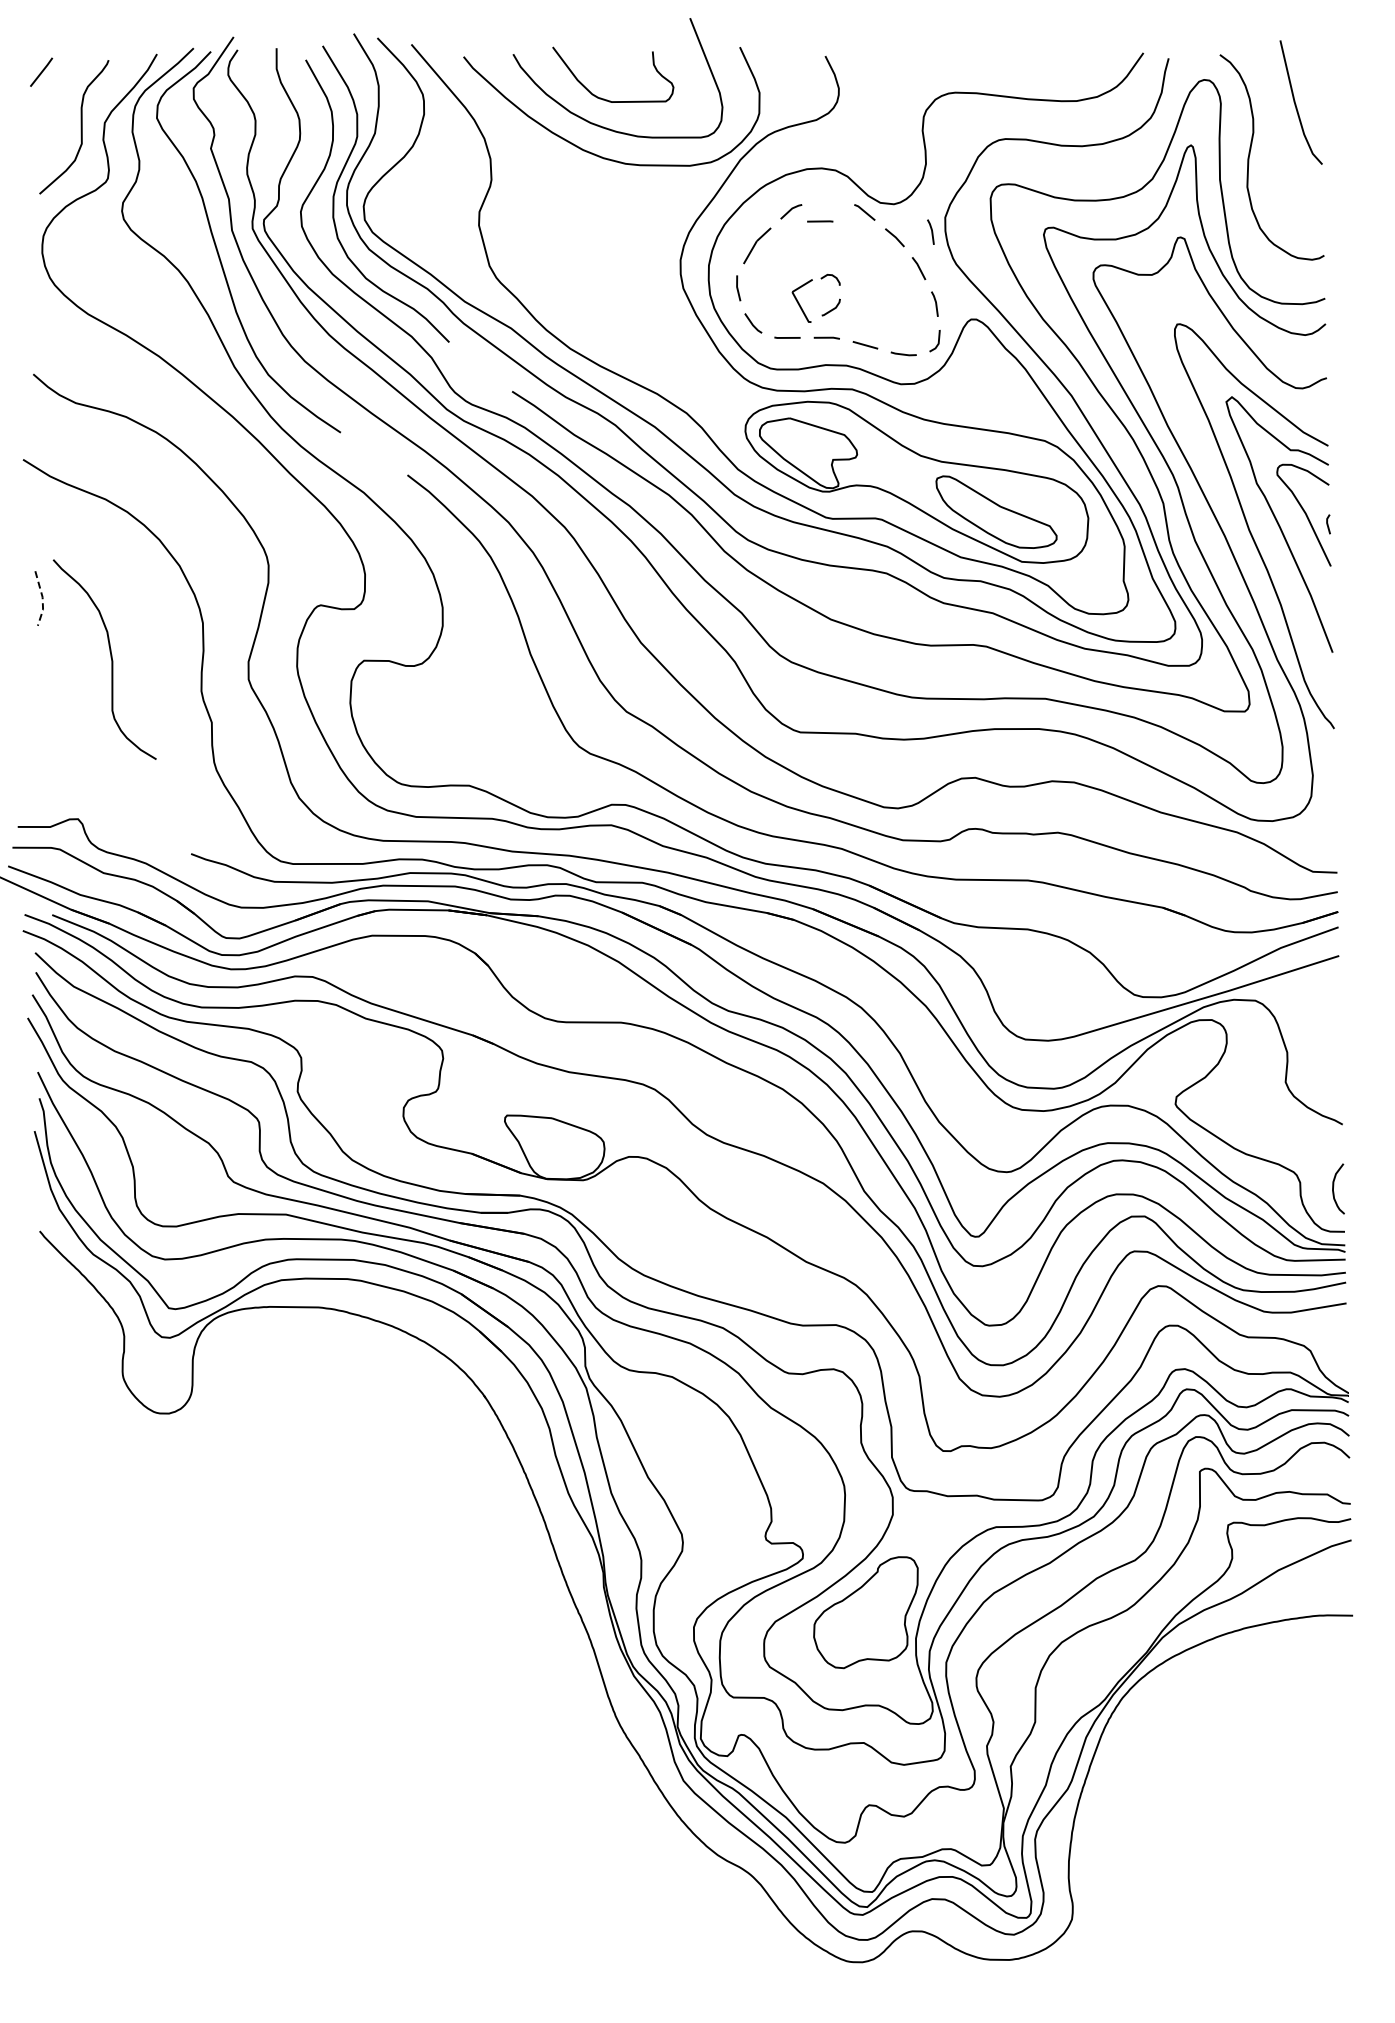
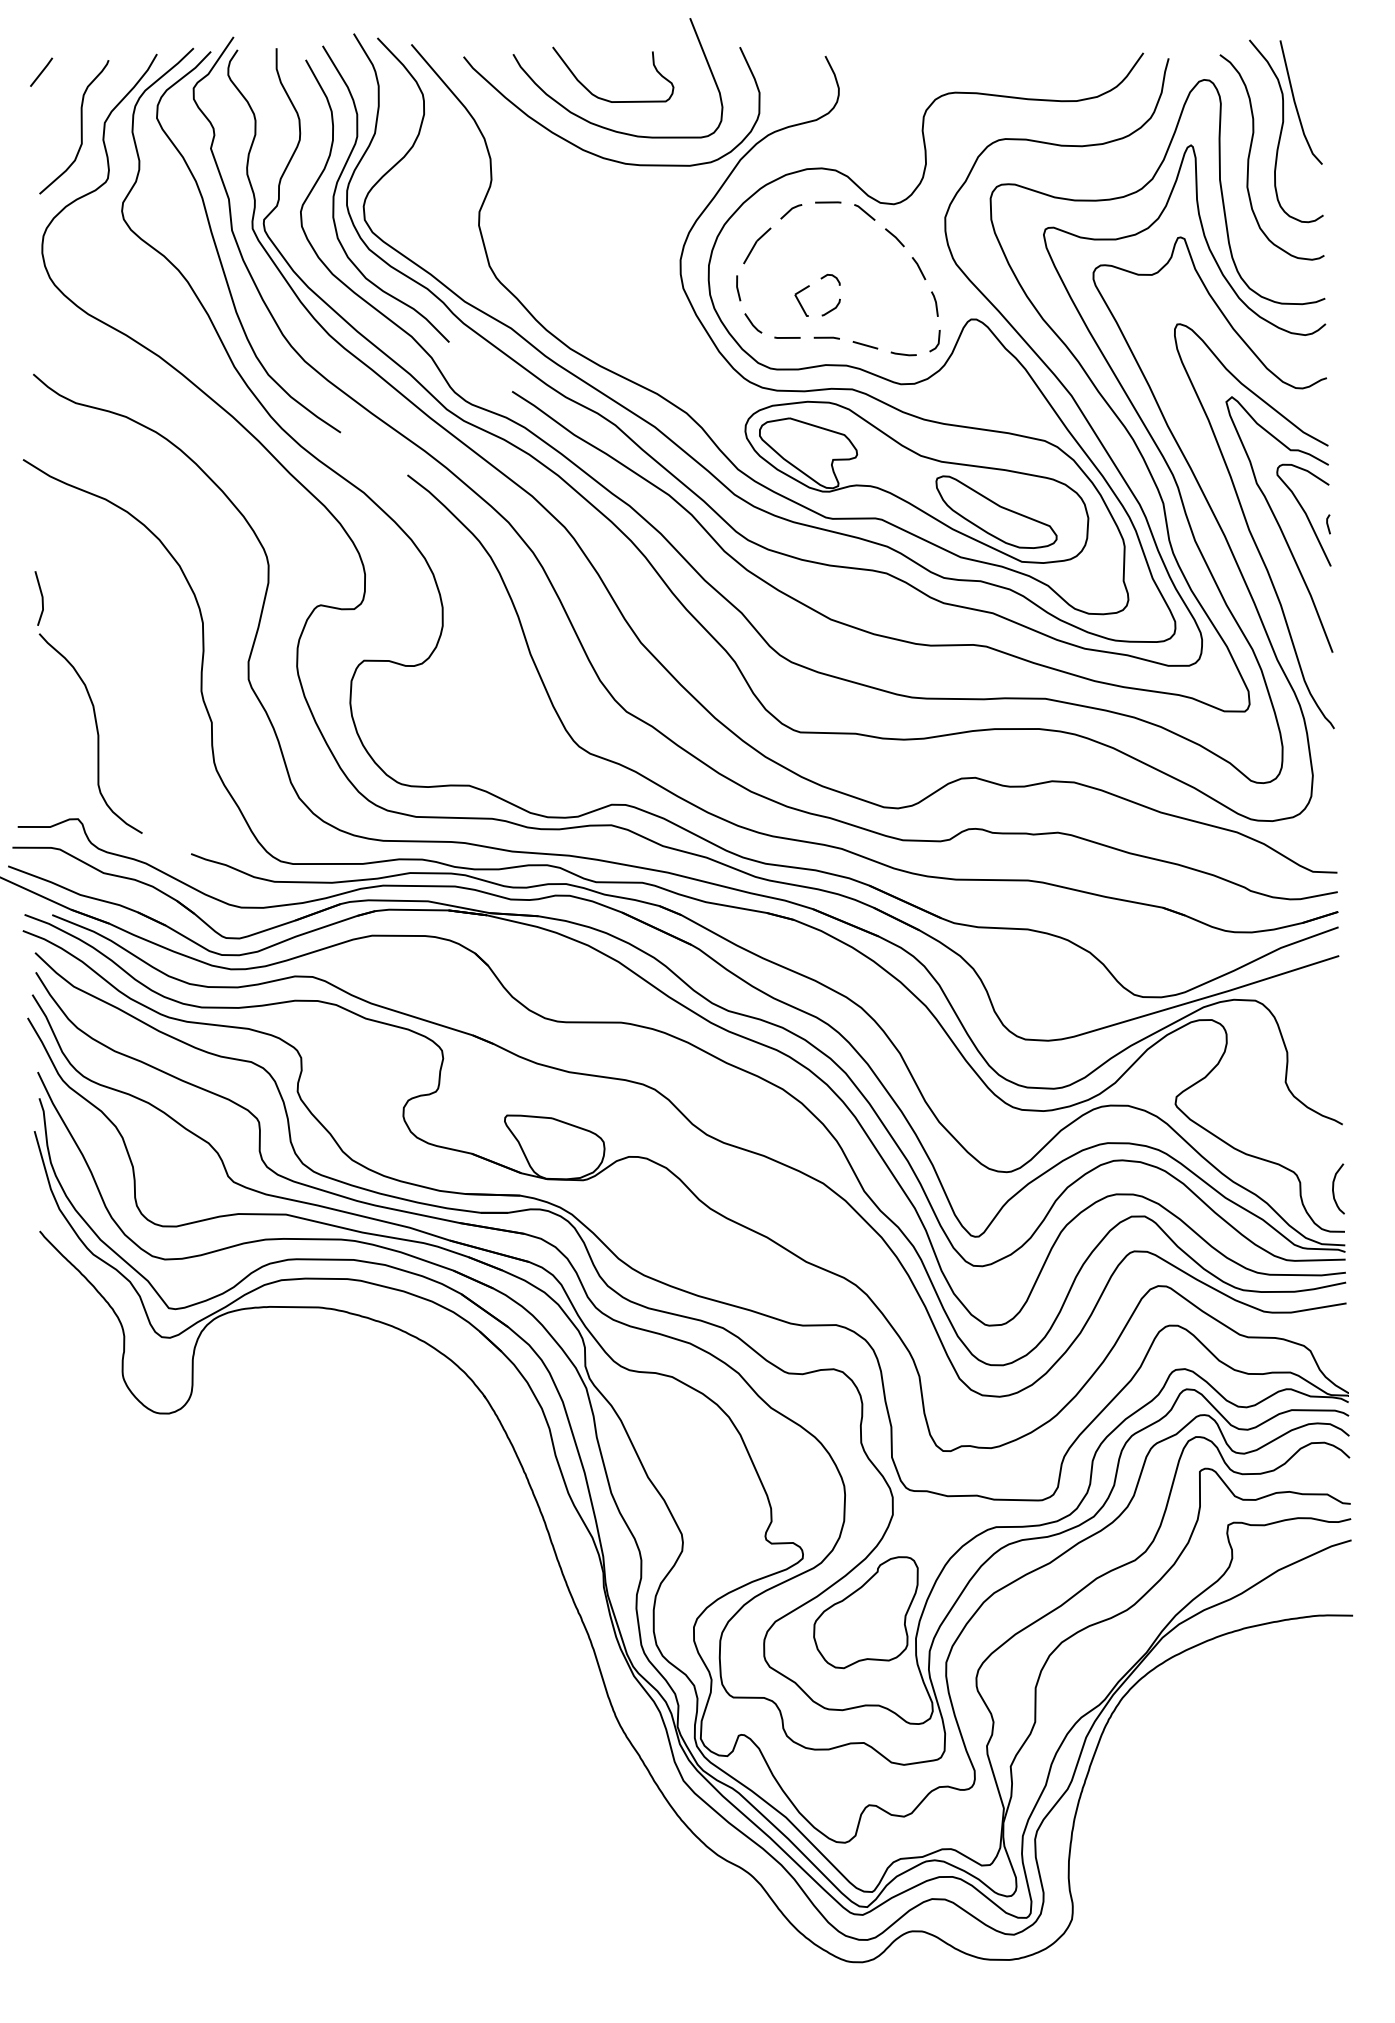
part: none -> present (1286, 131)
line position: (820, 221) -> (828, 202) (828, 202)
line: present -> none (931, 231)
part size: 22x44 px -> 16x32 px (801, 300)
line: dashed -> solid (42, 599)
curve position: (110, 657) -> (96, 731) (96, 731)
